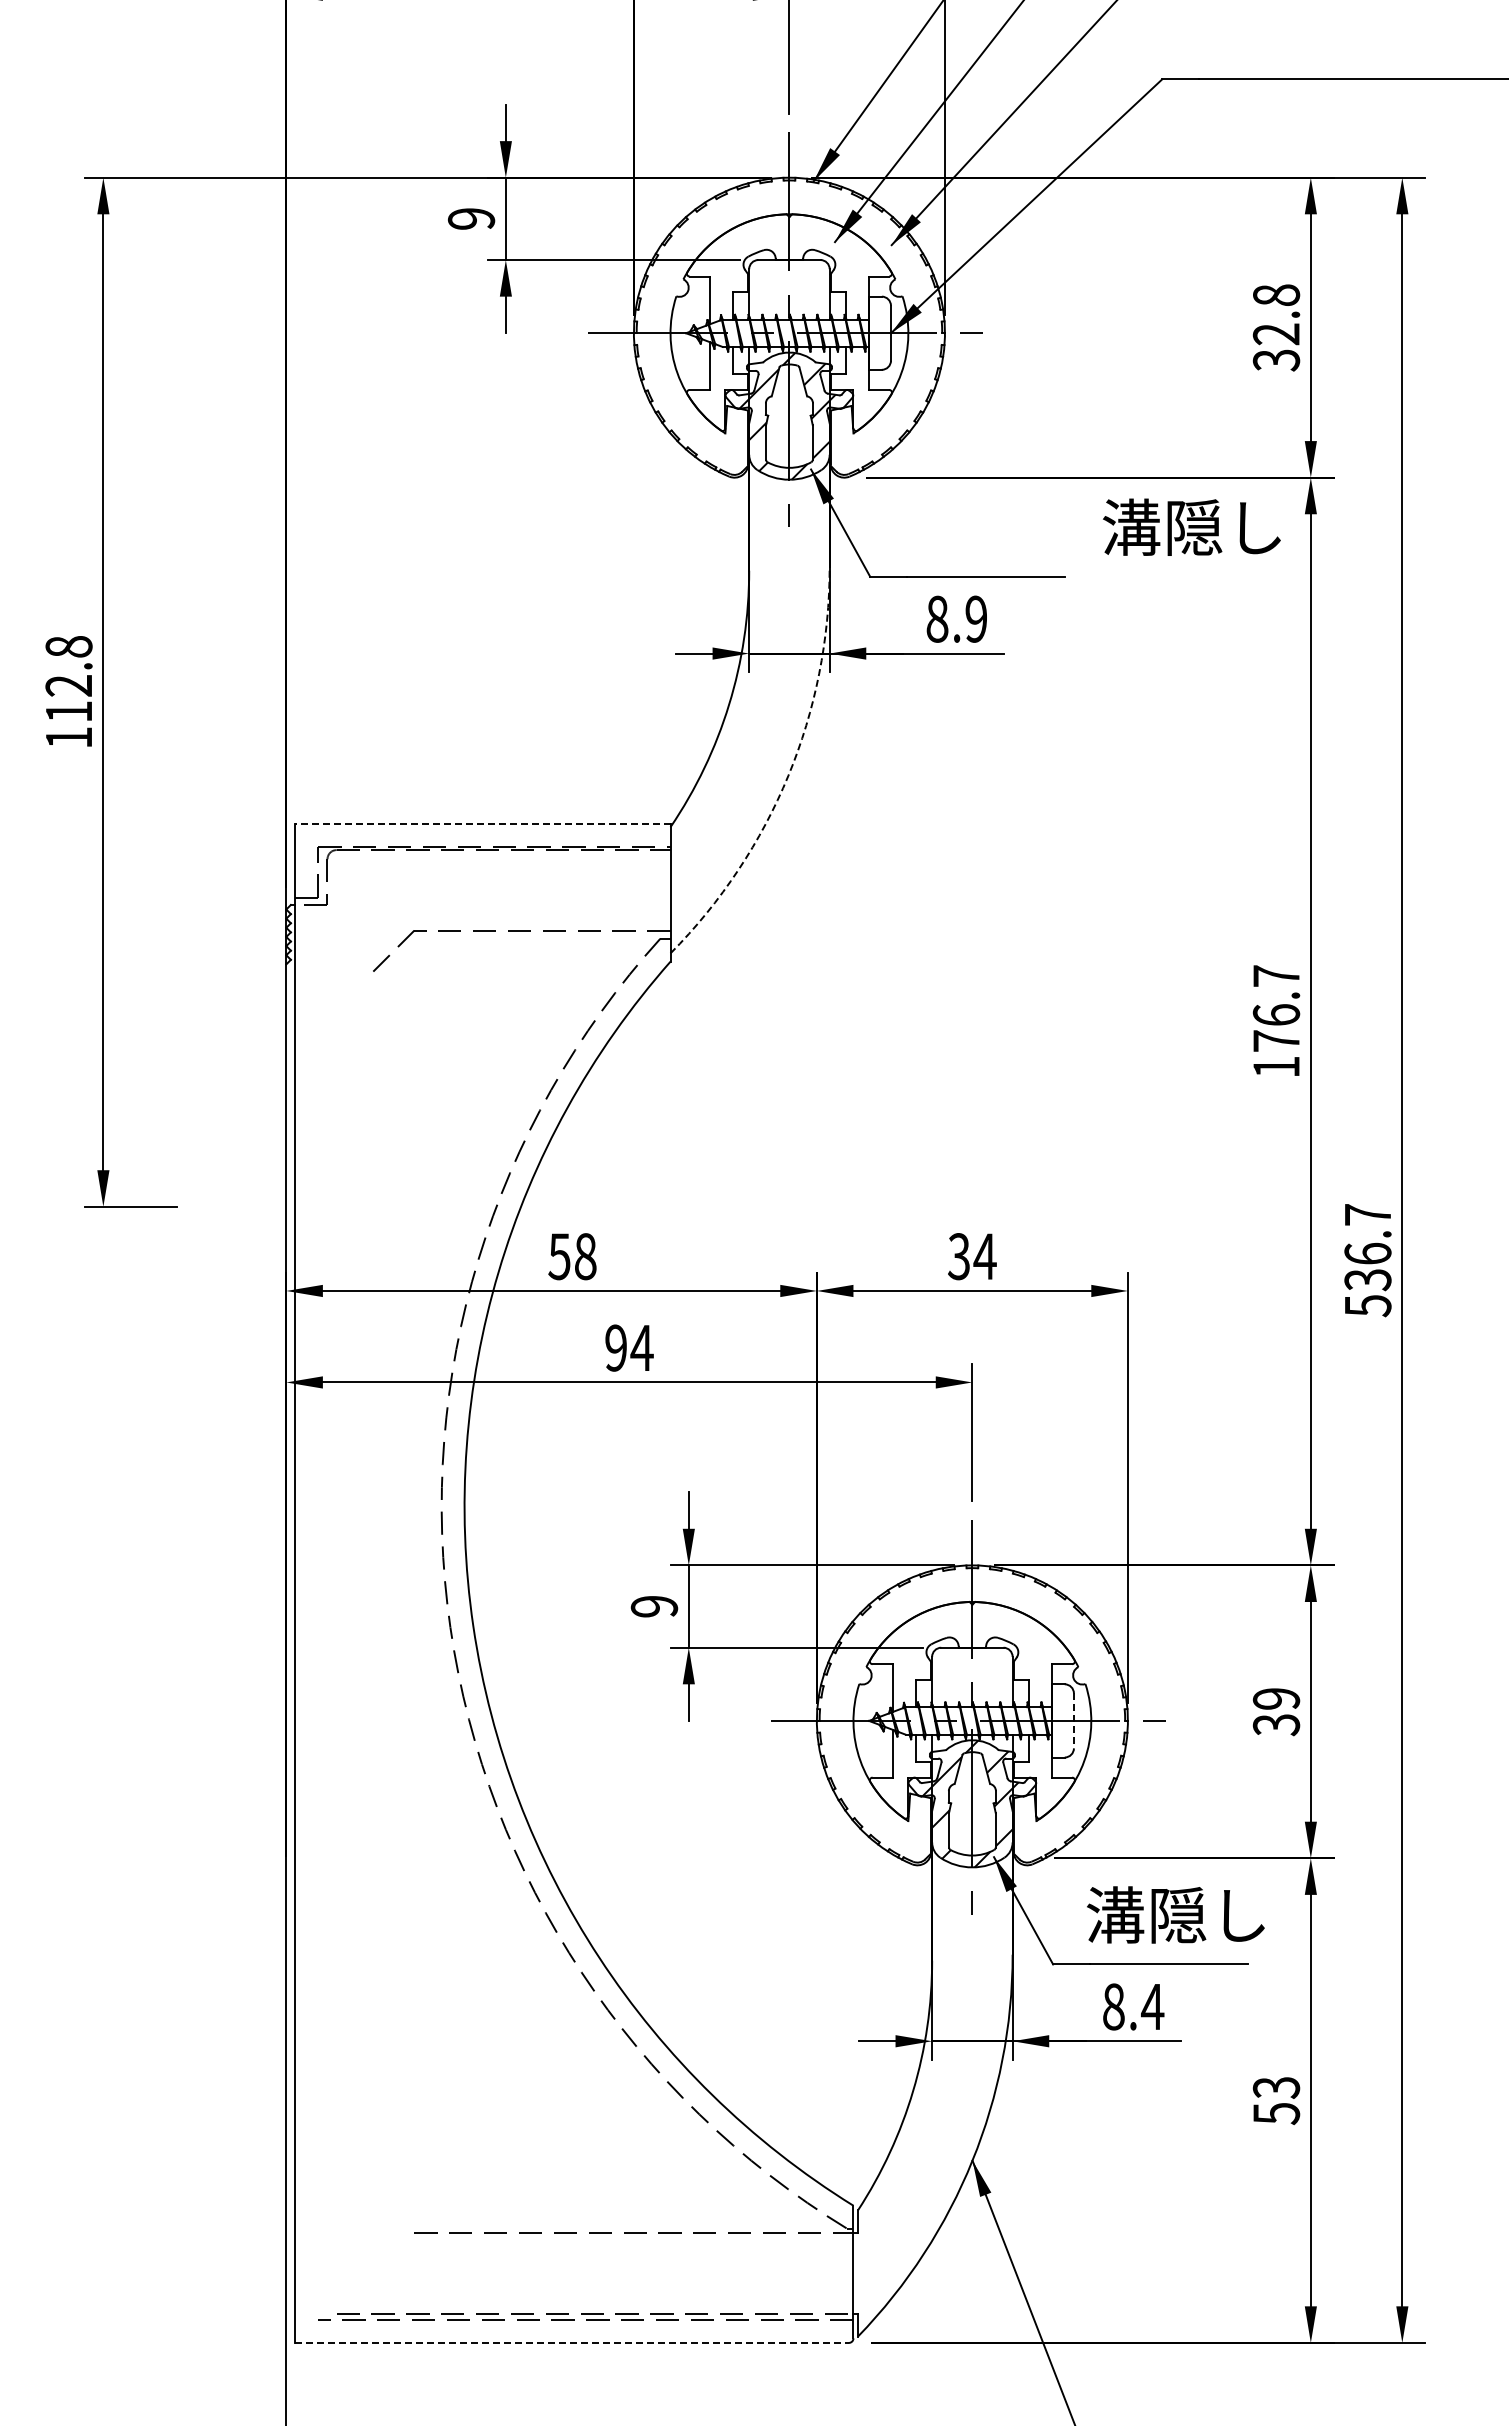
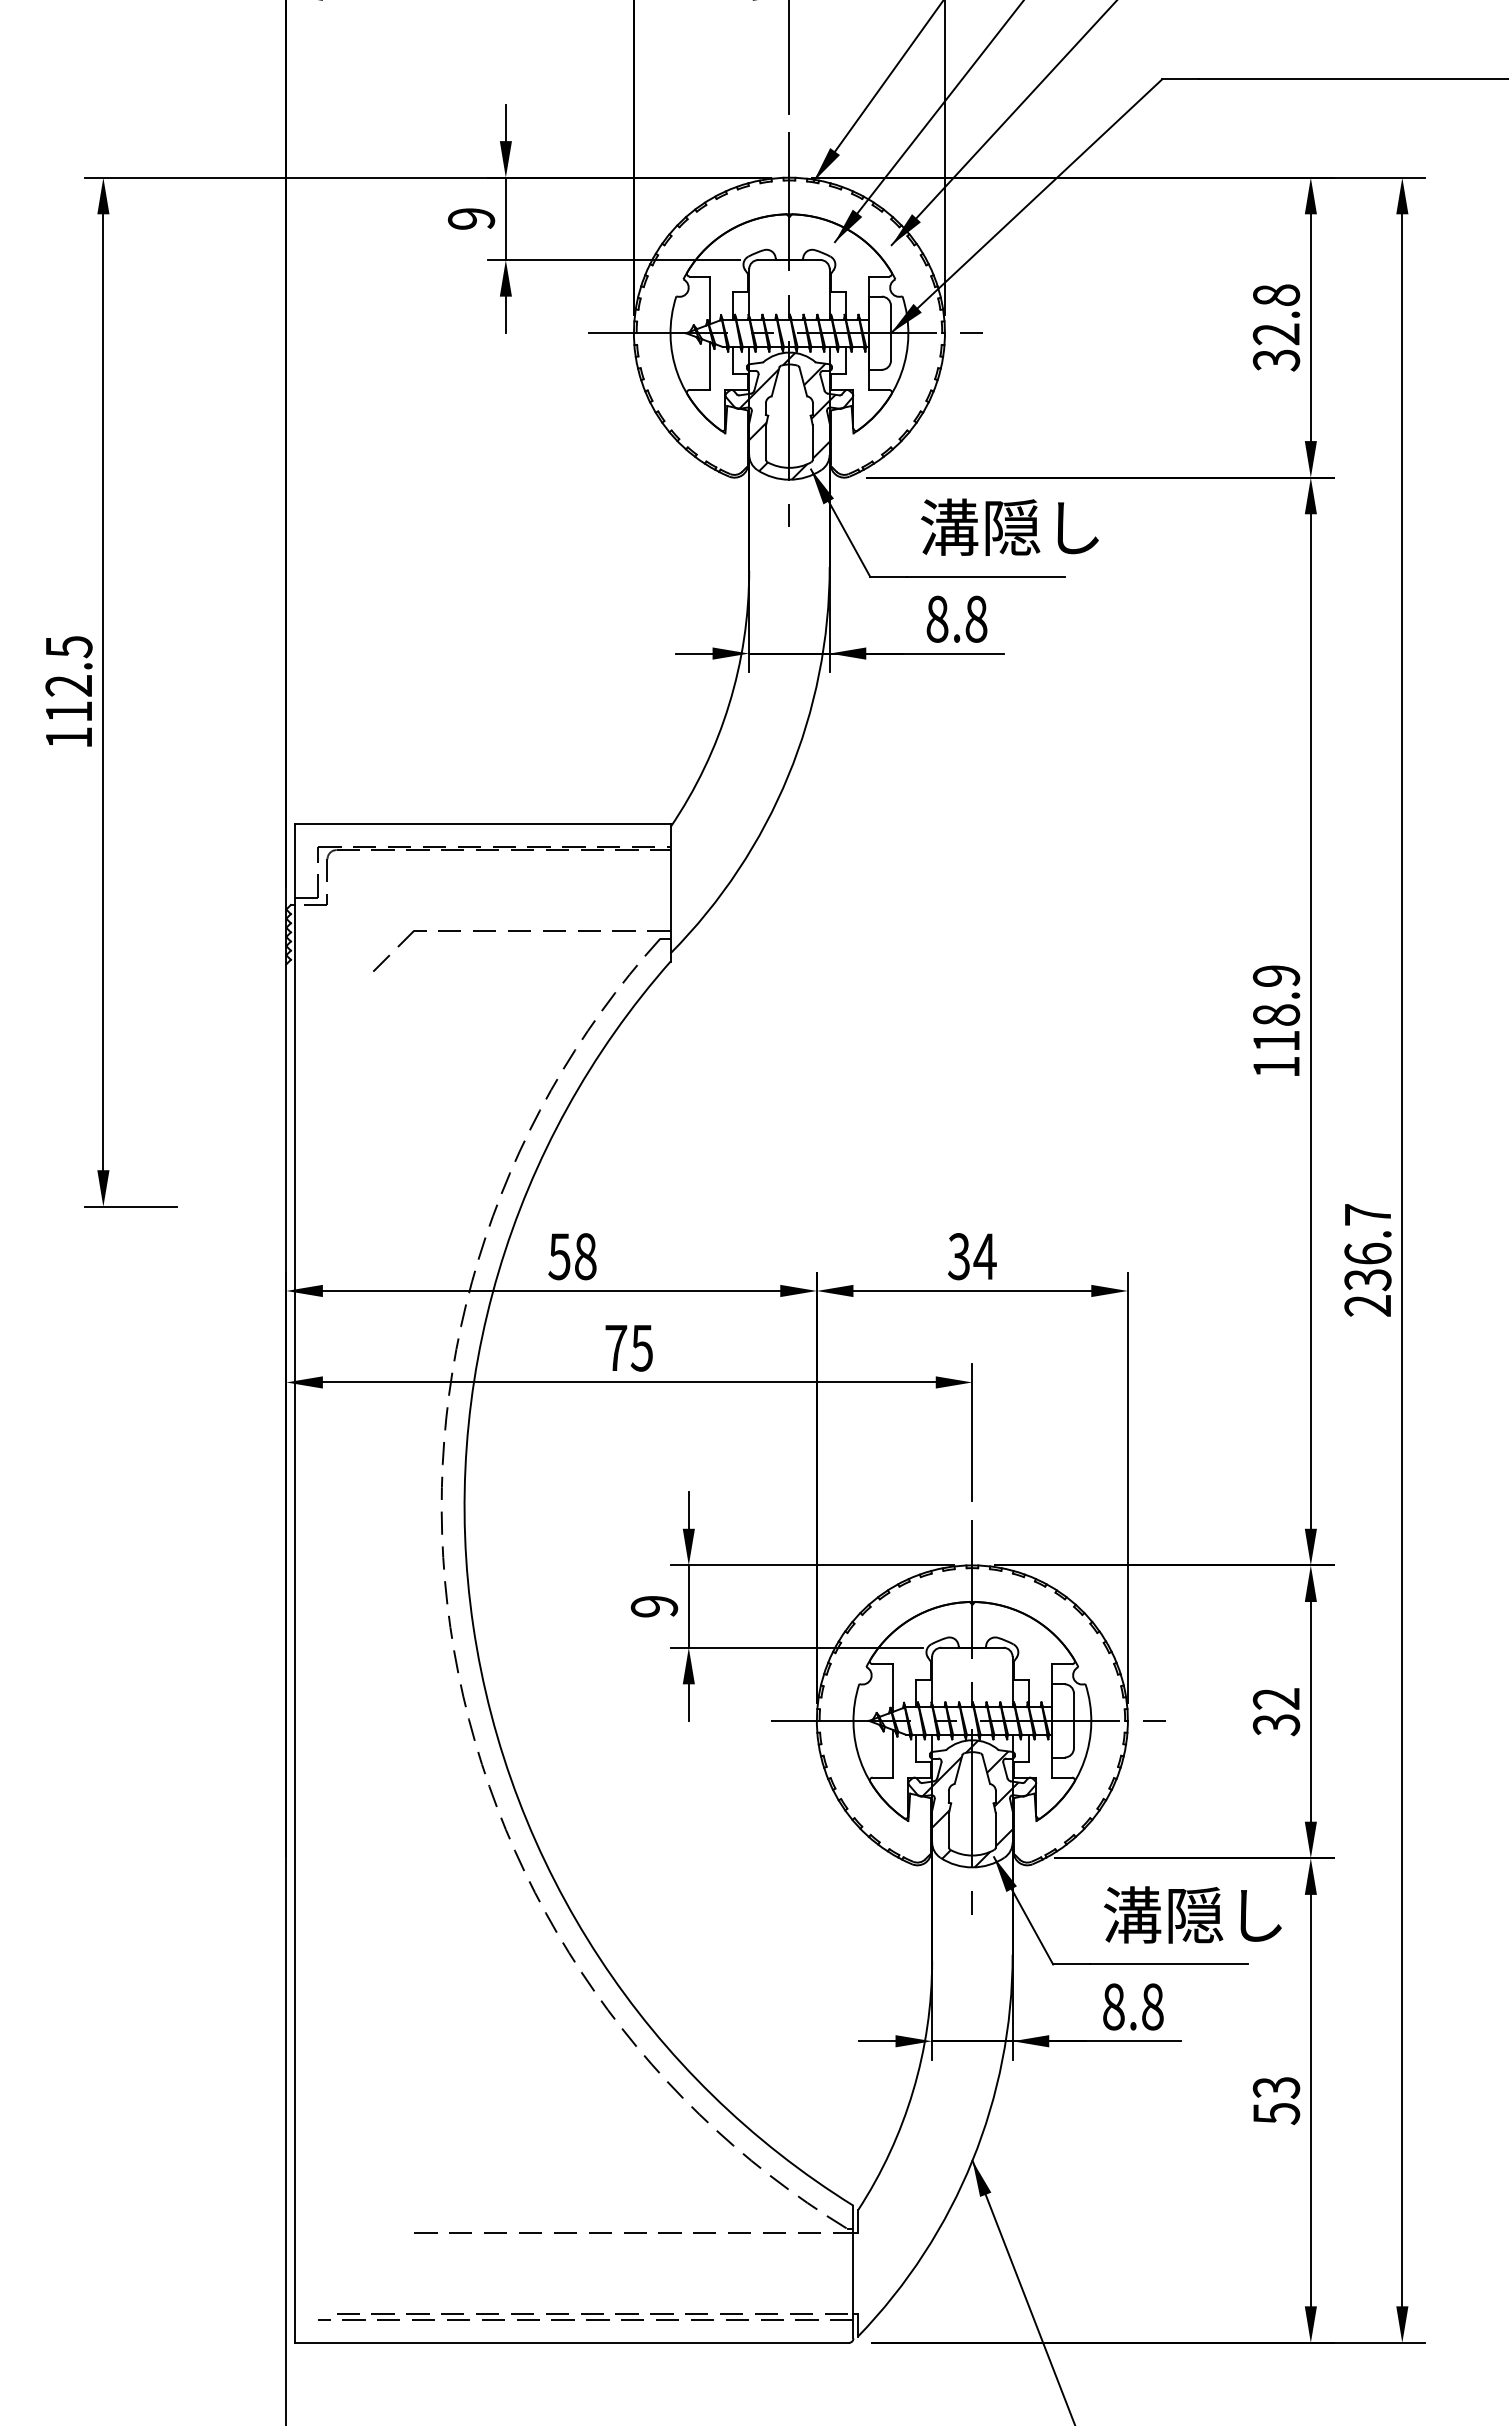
text position: (1191, 526) -> (1009, 526) (1009, 526)
text: 8.9 -> 8.8 (976, 618)
text: 112.8 -> 112.5 (68, 647)
arc: dashed -> solid (788, 775)
line: dashed -> solid (483, 824)
text: 176.7 -> 118.9 (1276, 1008)
text: 536.7 -> 236.7 (1367, 1306)
text: 94 -> 75 (629, 1347)
text: 39 -> 32 (1276, 1698)
line: dashed -> solid (1073, 1721)
text position: (1175, 1914) -> (1192, 1914) (1192, 1914)
text: 8.4 -> 8.8 (1152, 2006)
line: dashed -> solid (572, 2342)
